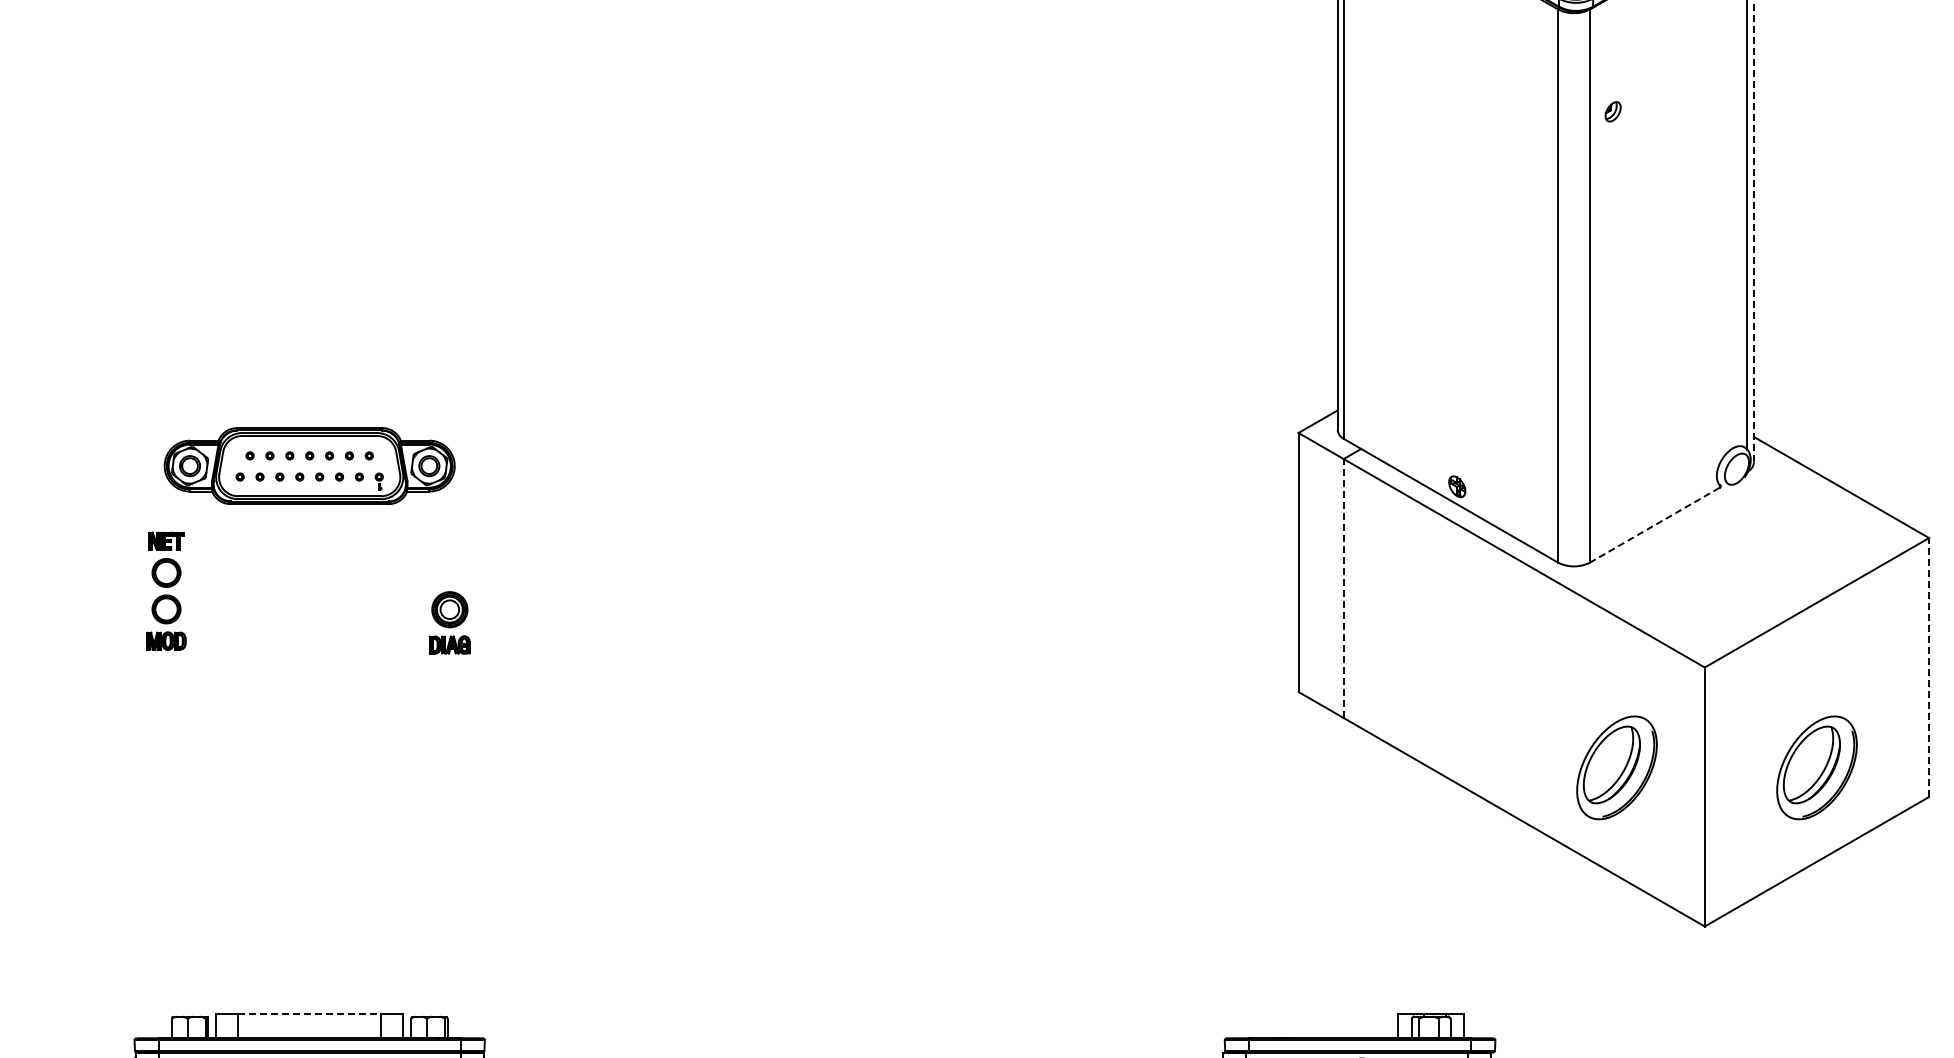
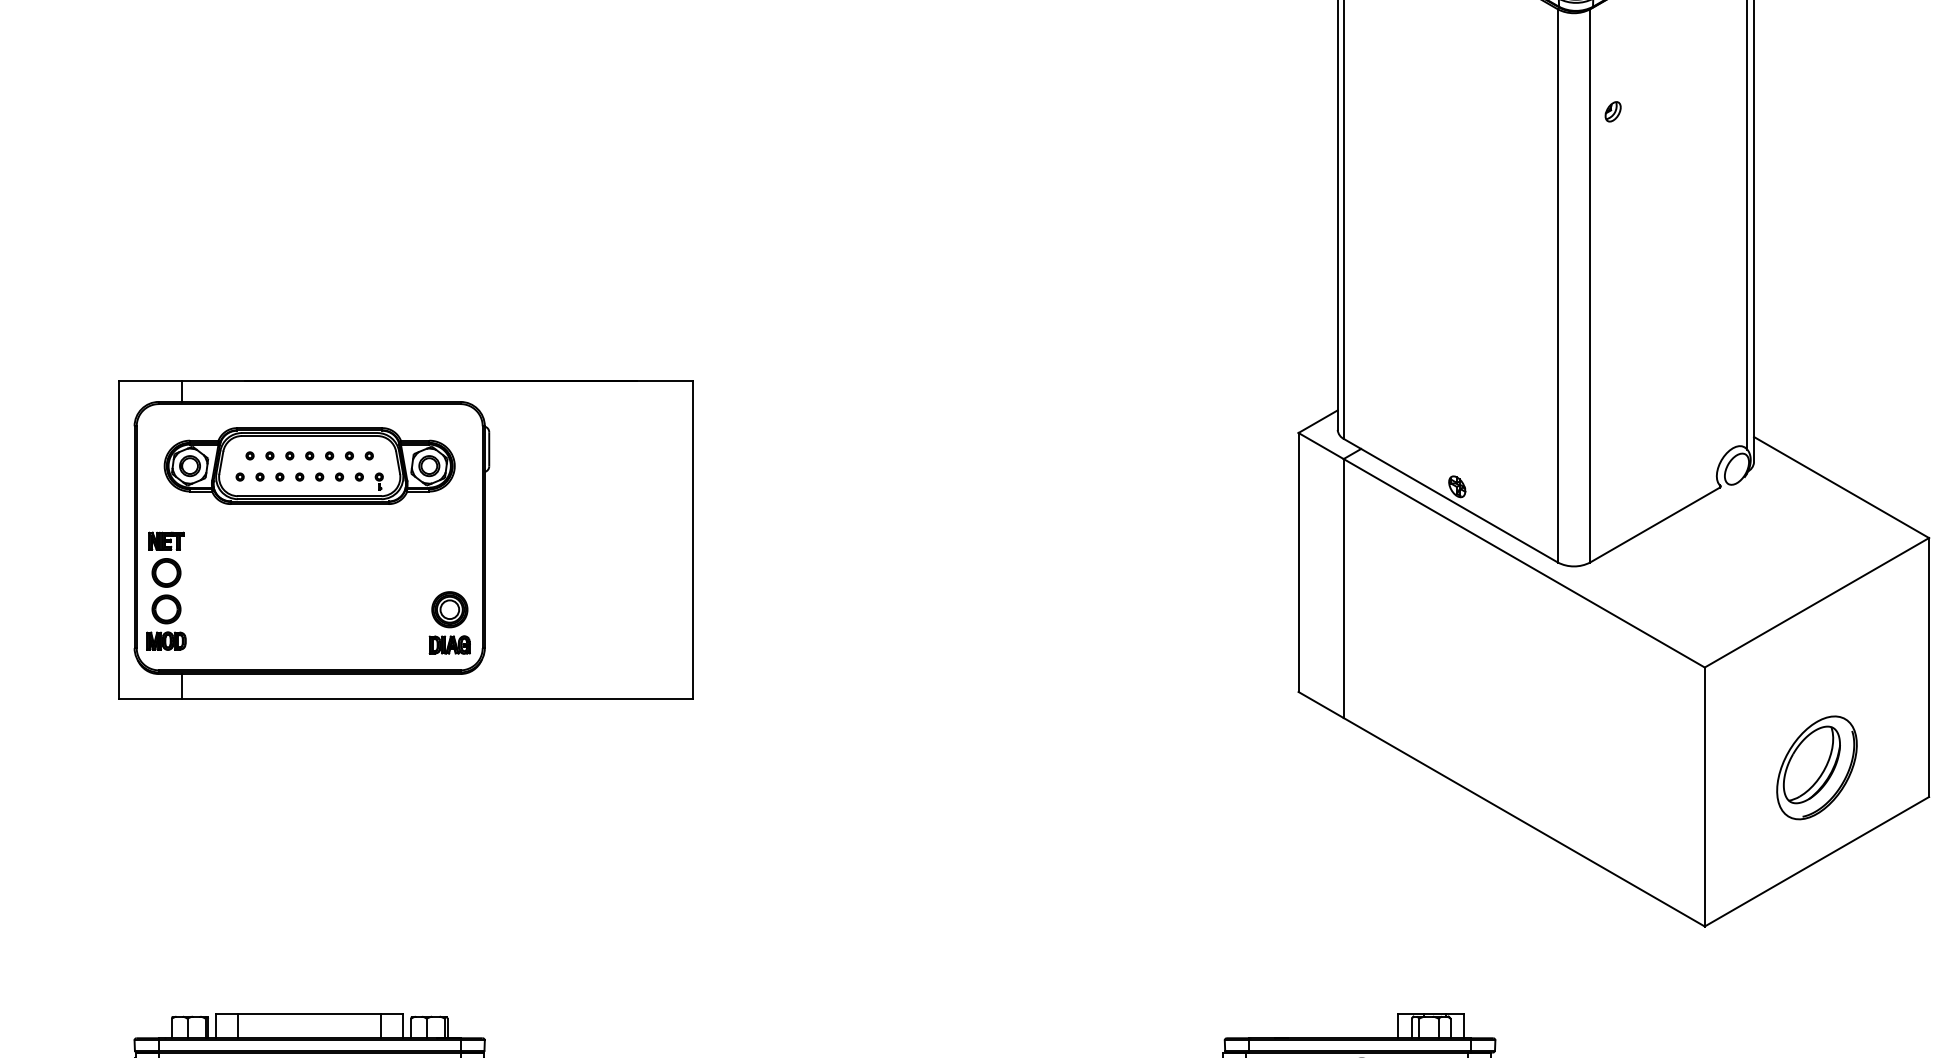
line: dashed -> solid (1754, 230)
line: dashed -> solid (1654, 525)
part: none -> present (405, 539)
line: dashed -> solid (1343, 588)
line: dashed -> solid (1929, 667)
part: present -> none (1616, 767)
line: dashed -> solid (309, 1014)
